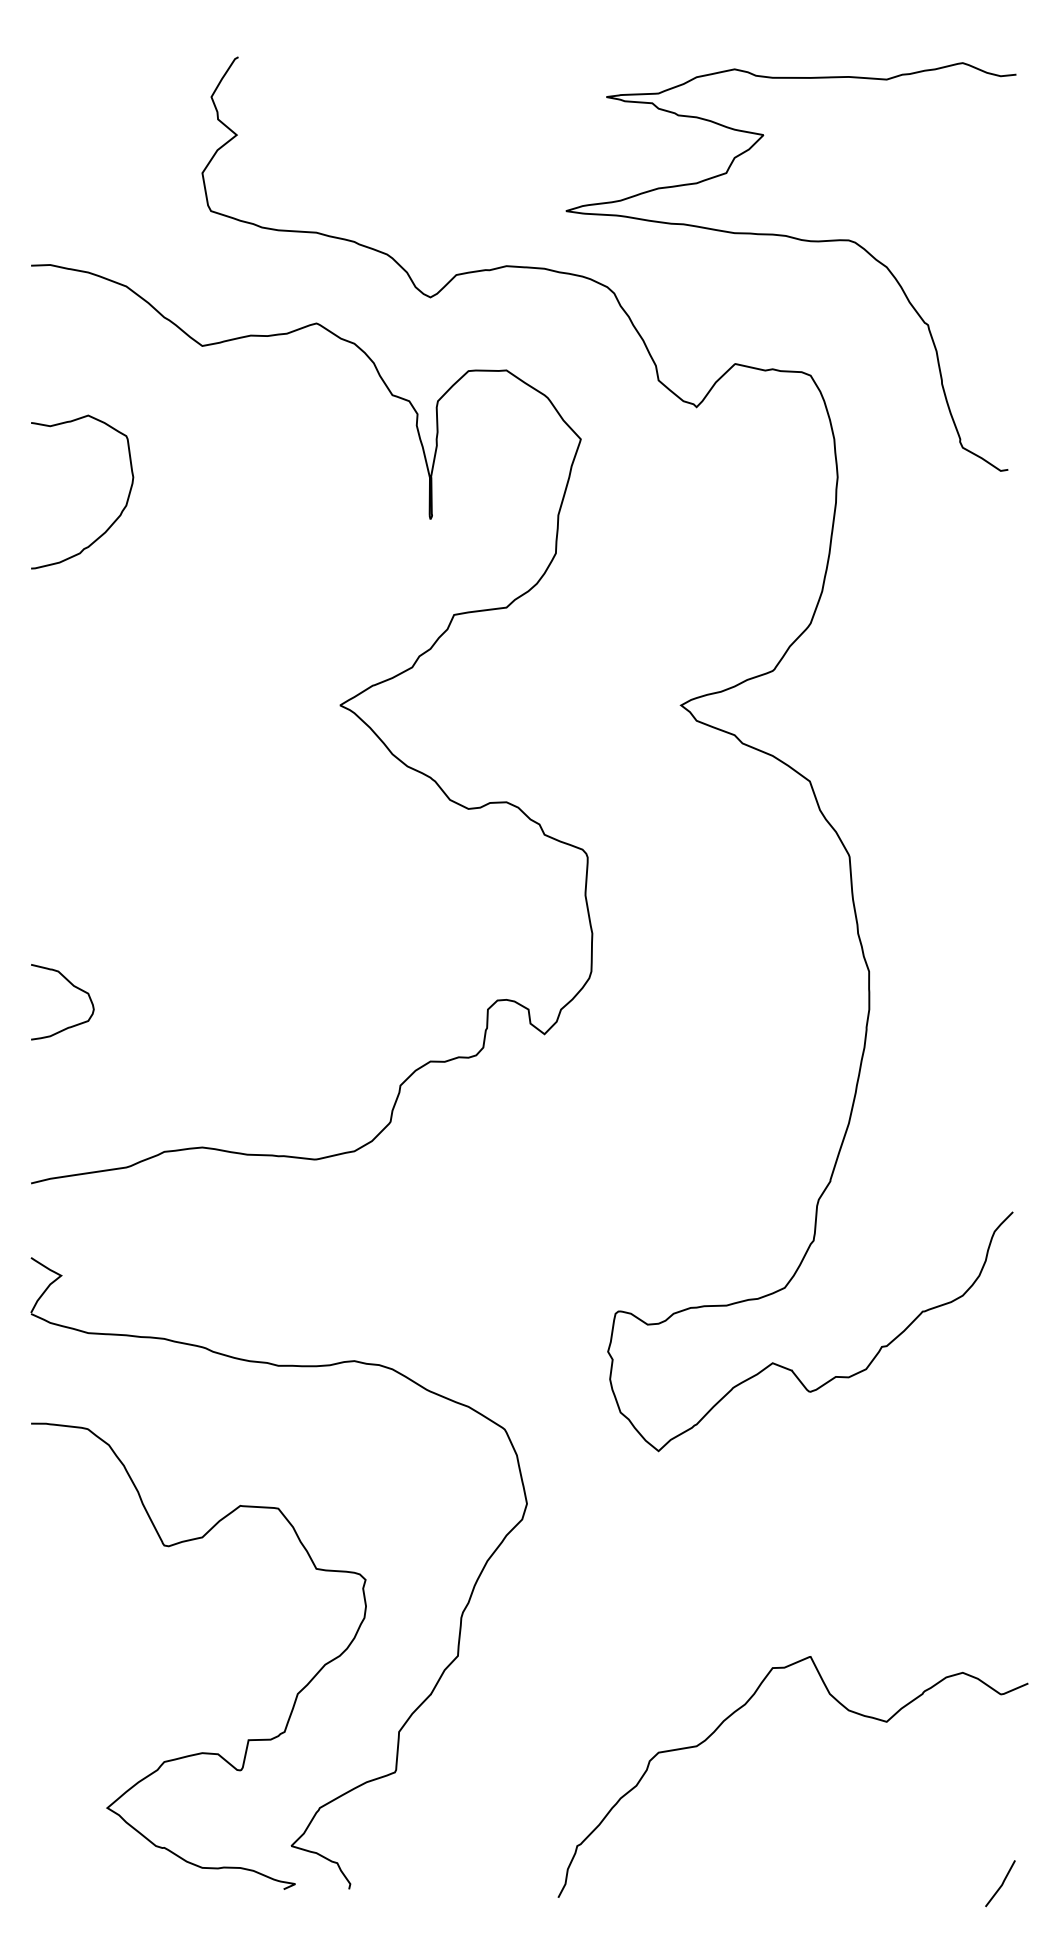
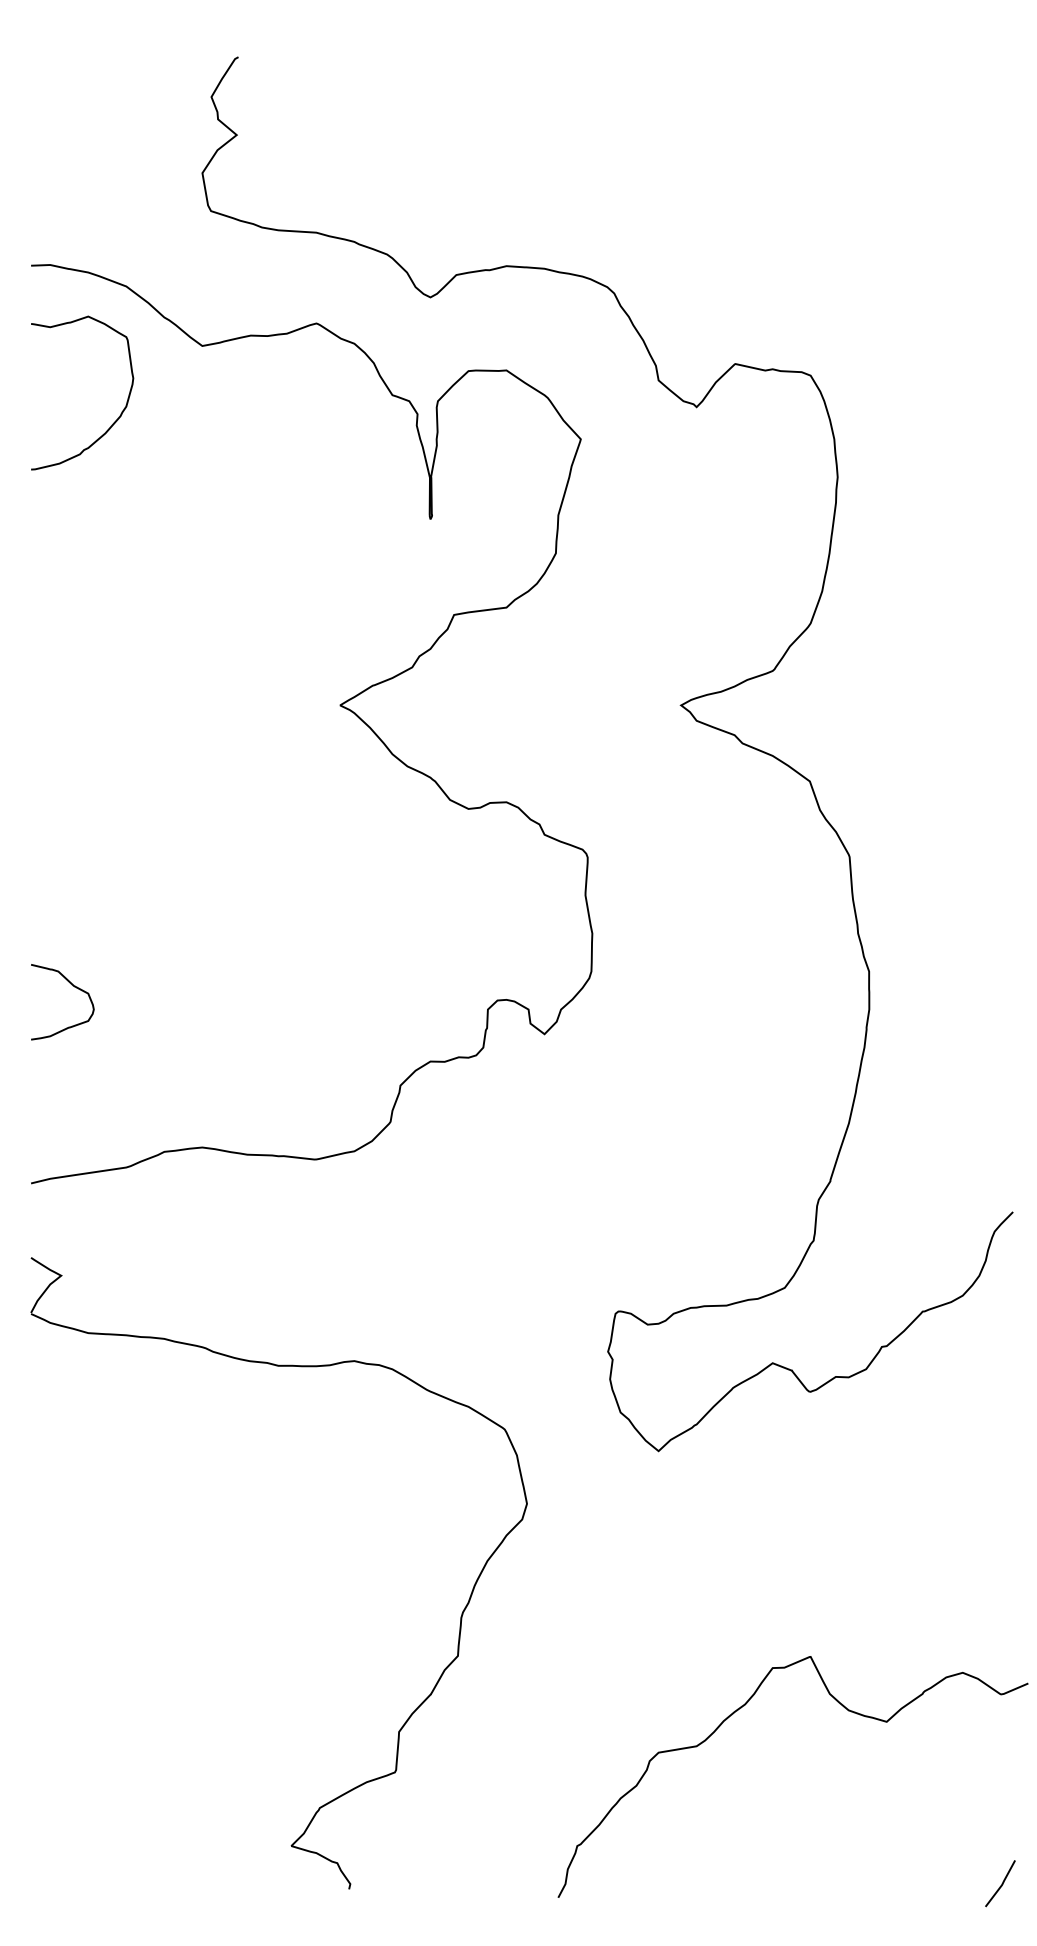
curve: present -> none (798, 240)
curve position: (113, 521) -> (113, 422) (113, 422)
curve: present -> none (199, 1752)
